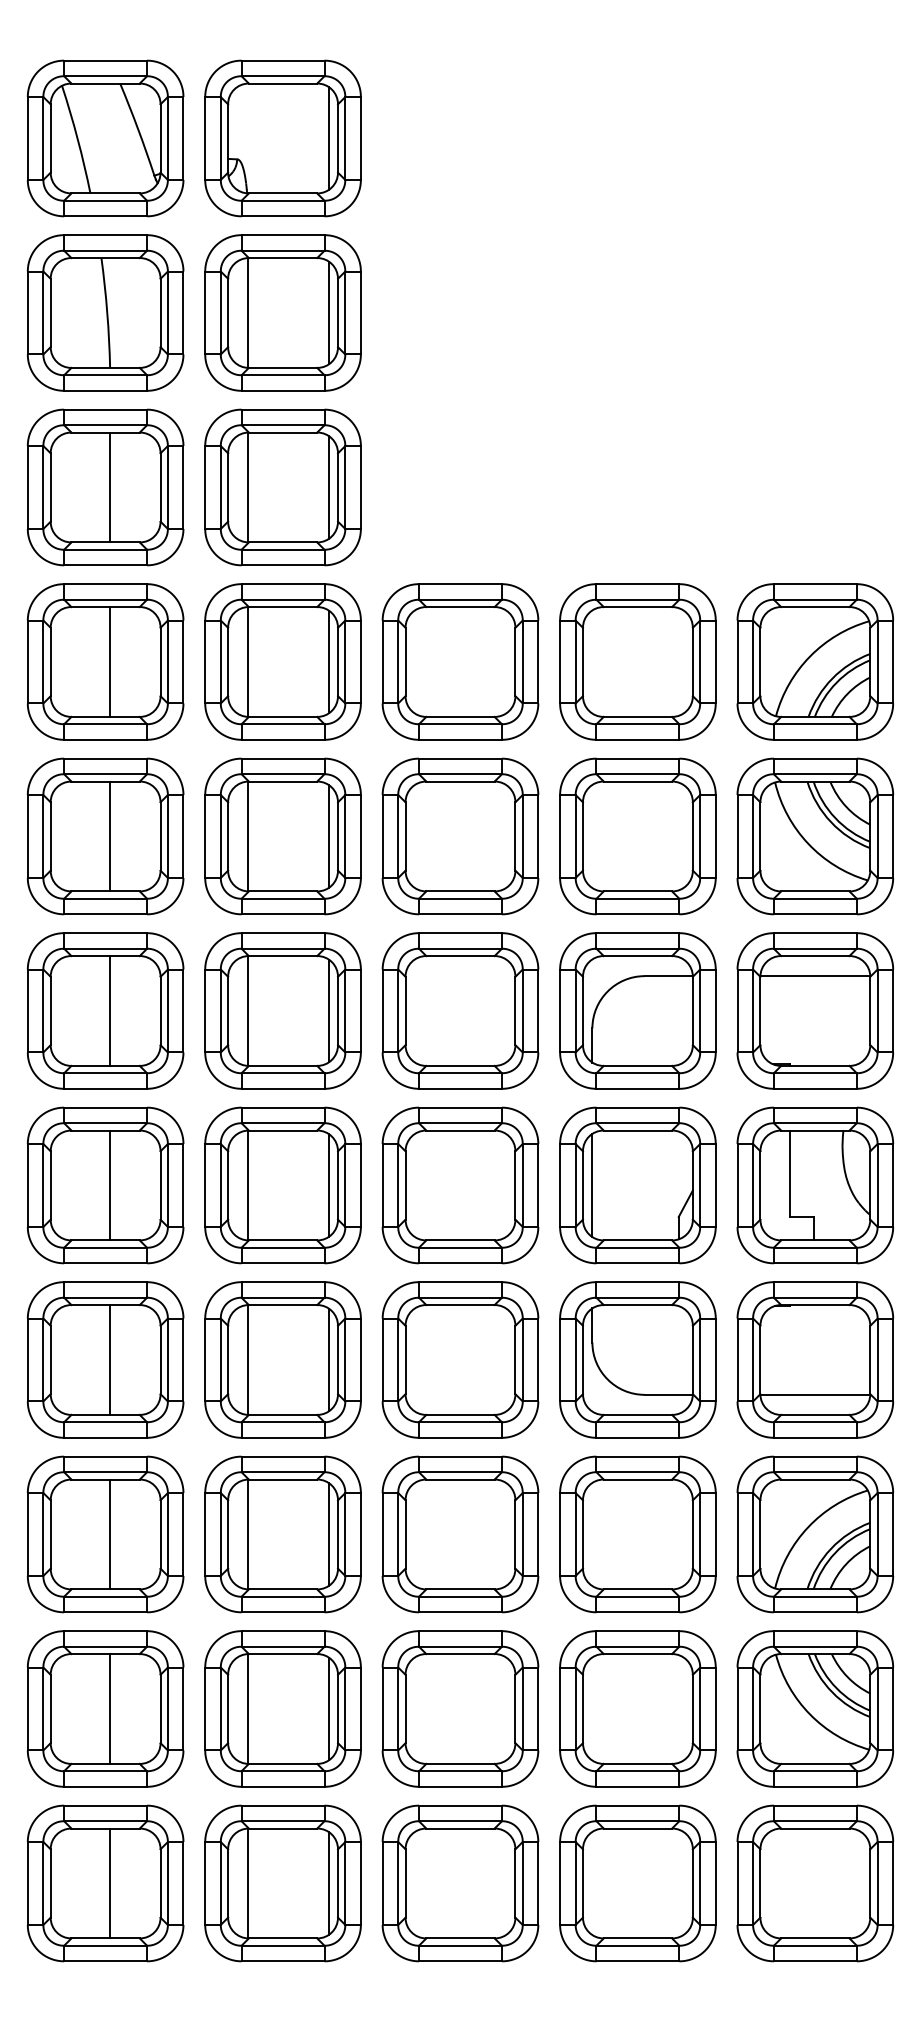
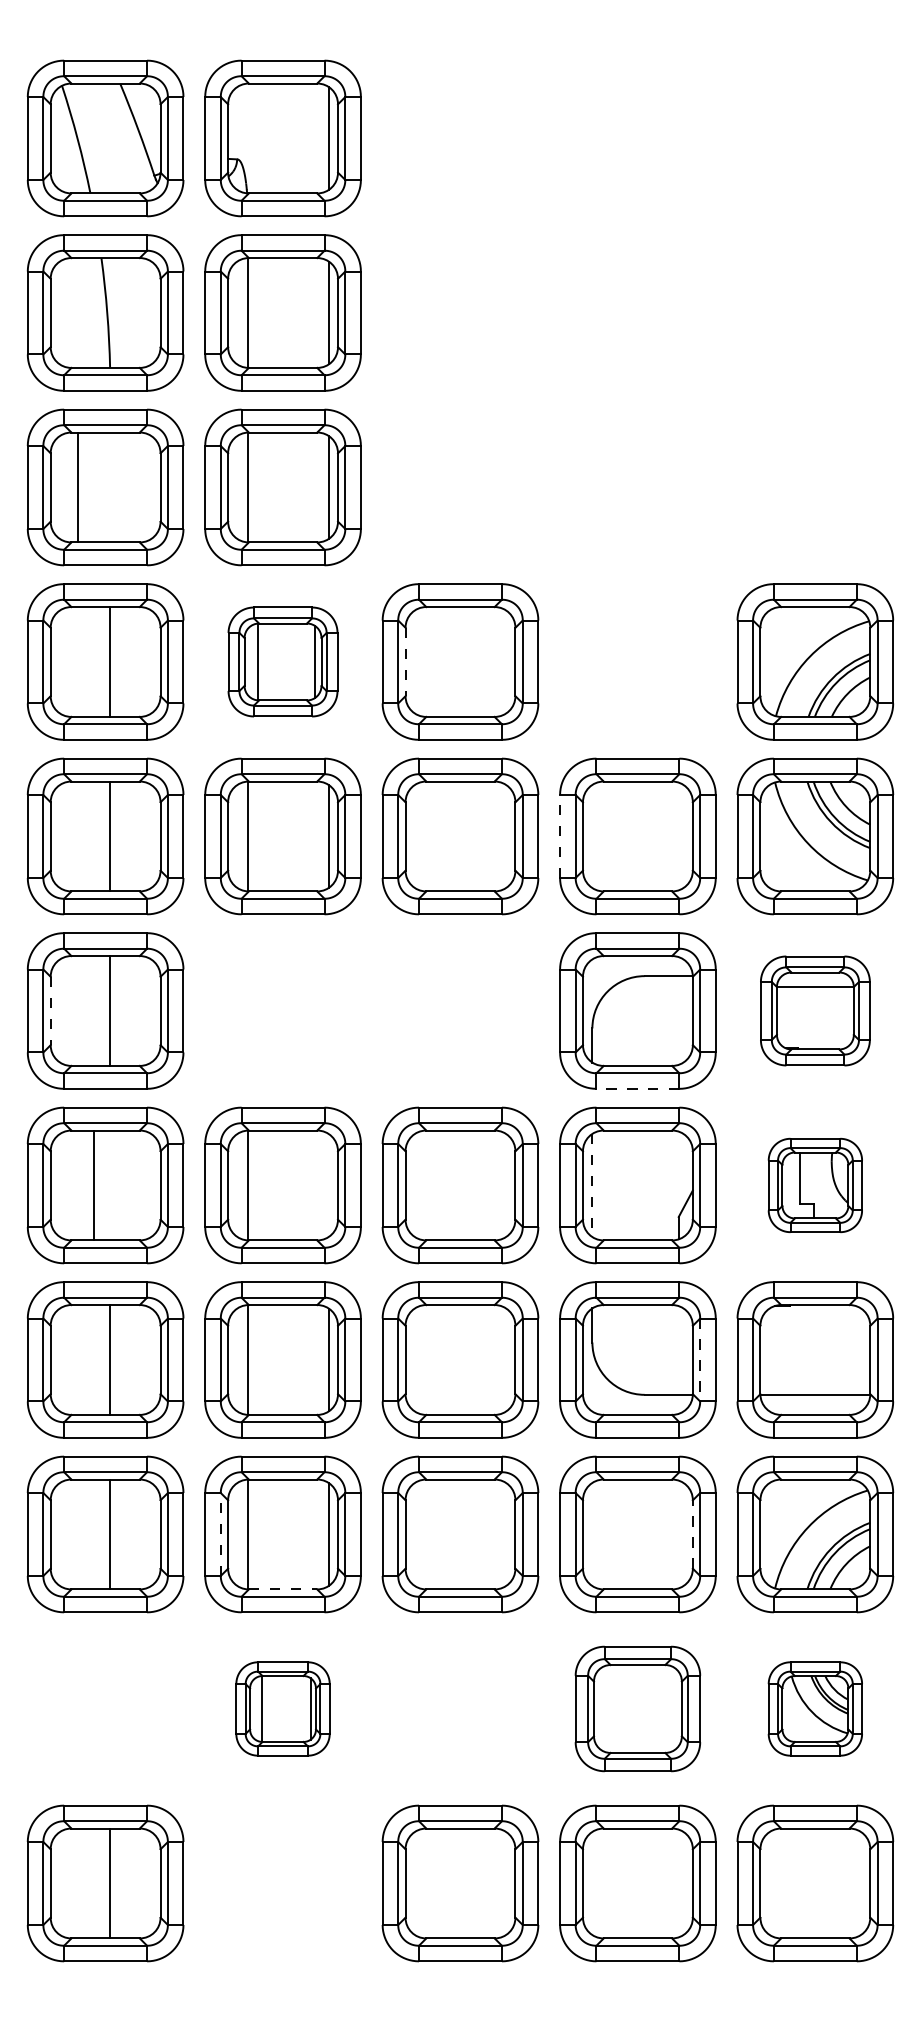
line position: (110, 487) -> (78, 487) (78, 487)
part size: 158x158 px -> 112x112 px (282, 661)
part: present -> none (637, 661)
line: solid -> dashed (405, 662)
line: solid -> dashed (560, 836)
part: present -> none (282, 1010)
part: present -> none (460, 1010)
part size: 159x158 px -> 111x112 px (815, 1010)
line: solid -> dashed (50, 1011)
line: solid -> dashed (637, 1088)
line position: (110, 1185) -> (94, 1185) (94, 1185)
line: present -> none (329, 1185)
line: solid -> dashed (592, 1185)
part size: 159x159 px -> 96x96 px (814, 1184)
line: solid -> dashed (700, 1360)
line: solid -> dashed (220, 1533)
line: solid -> dashed (692, 1534)
line: solid -> dashed (283, 1589)
part: present -> none (105, 1708)
part size: 158x158 px -> 96x96 px (282, 1708)
part: present -> none (460, 1708)
part size: 158x158 px -> 128x128 px (637, 1708)
part size: 159x158 px -> 96x96 px (814, 1708)
part: present -> none (282, 1883)
